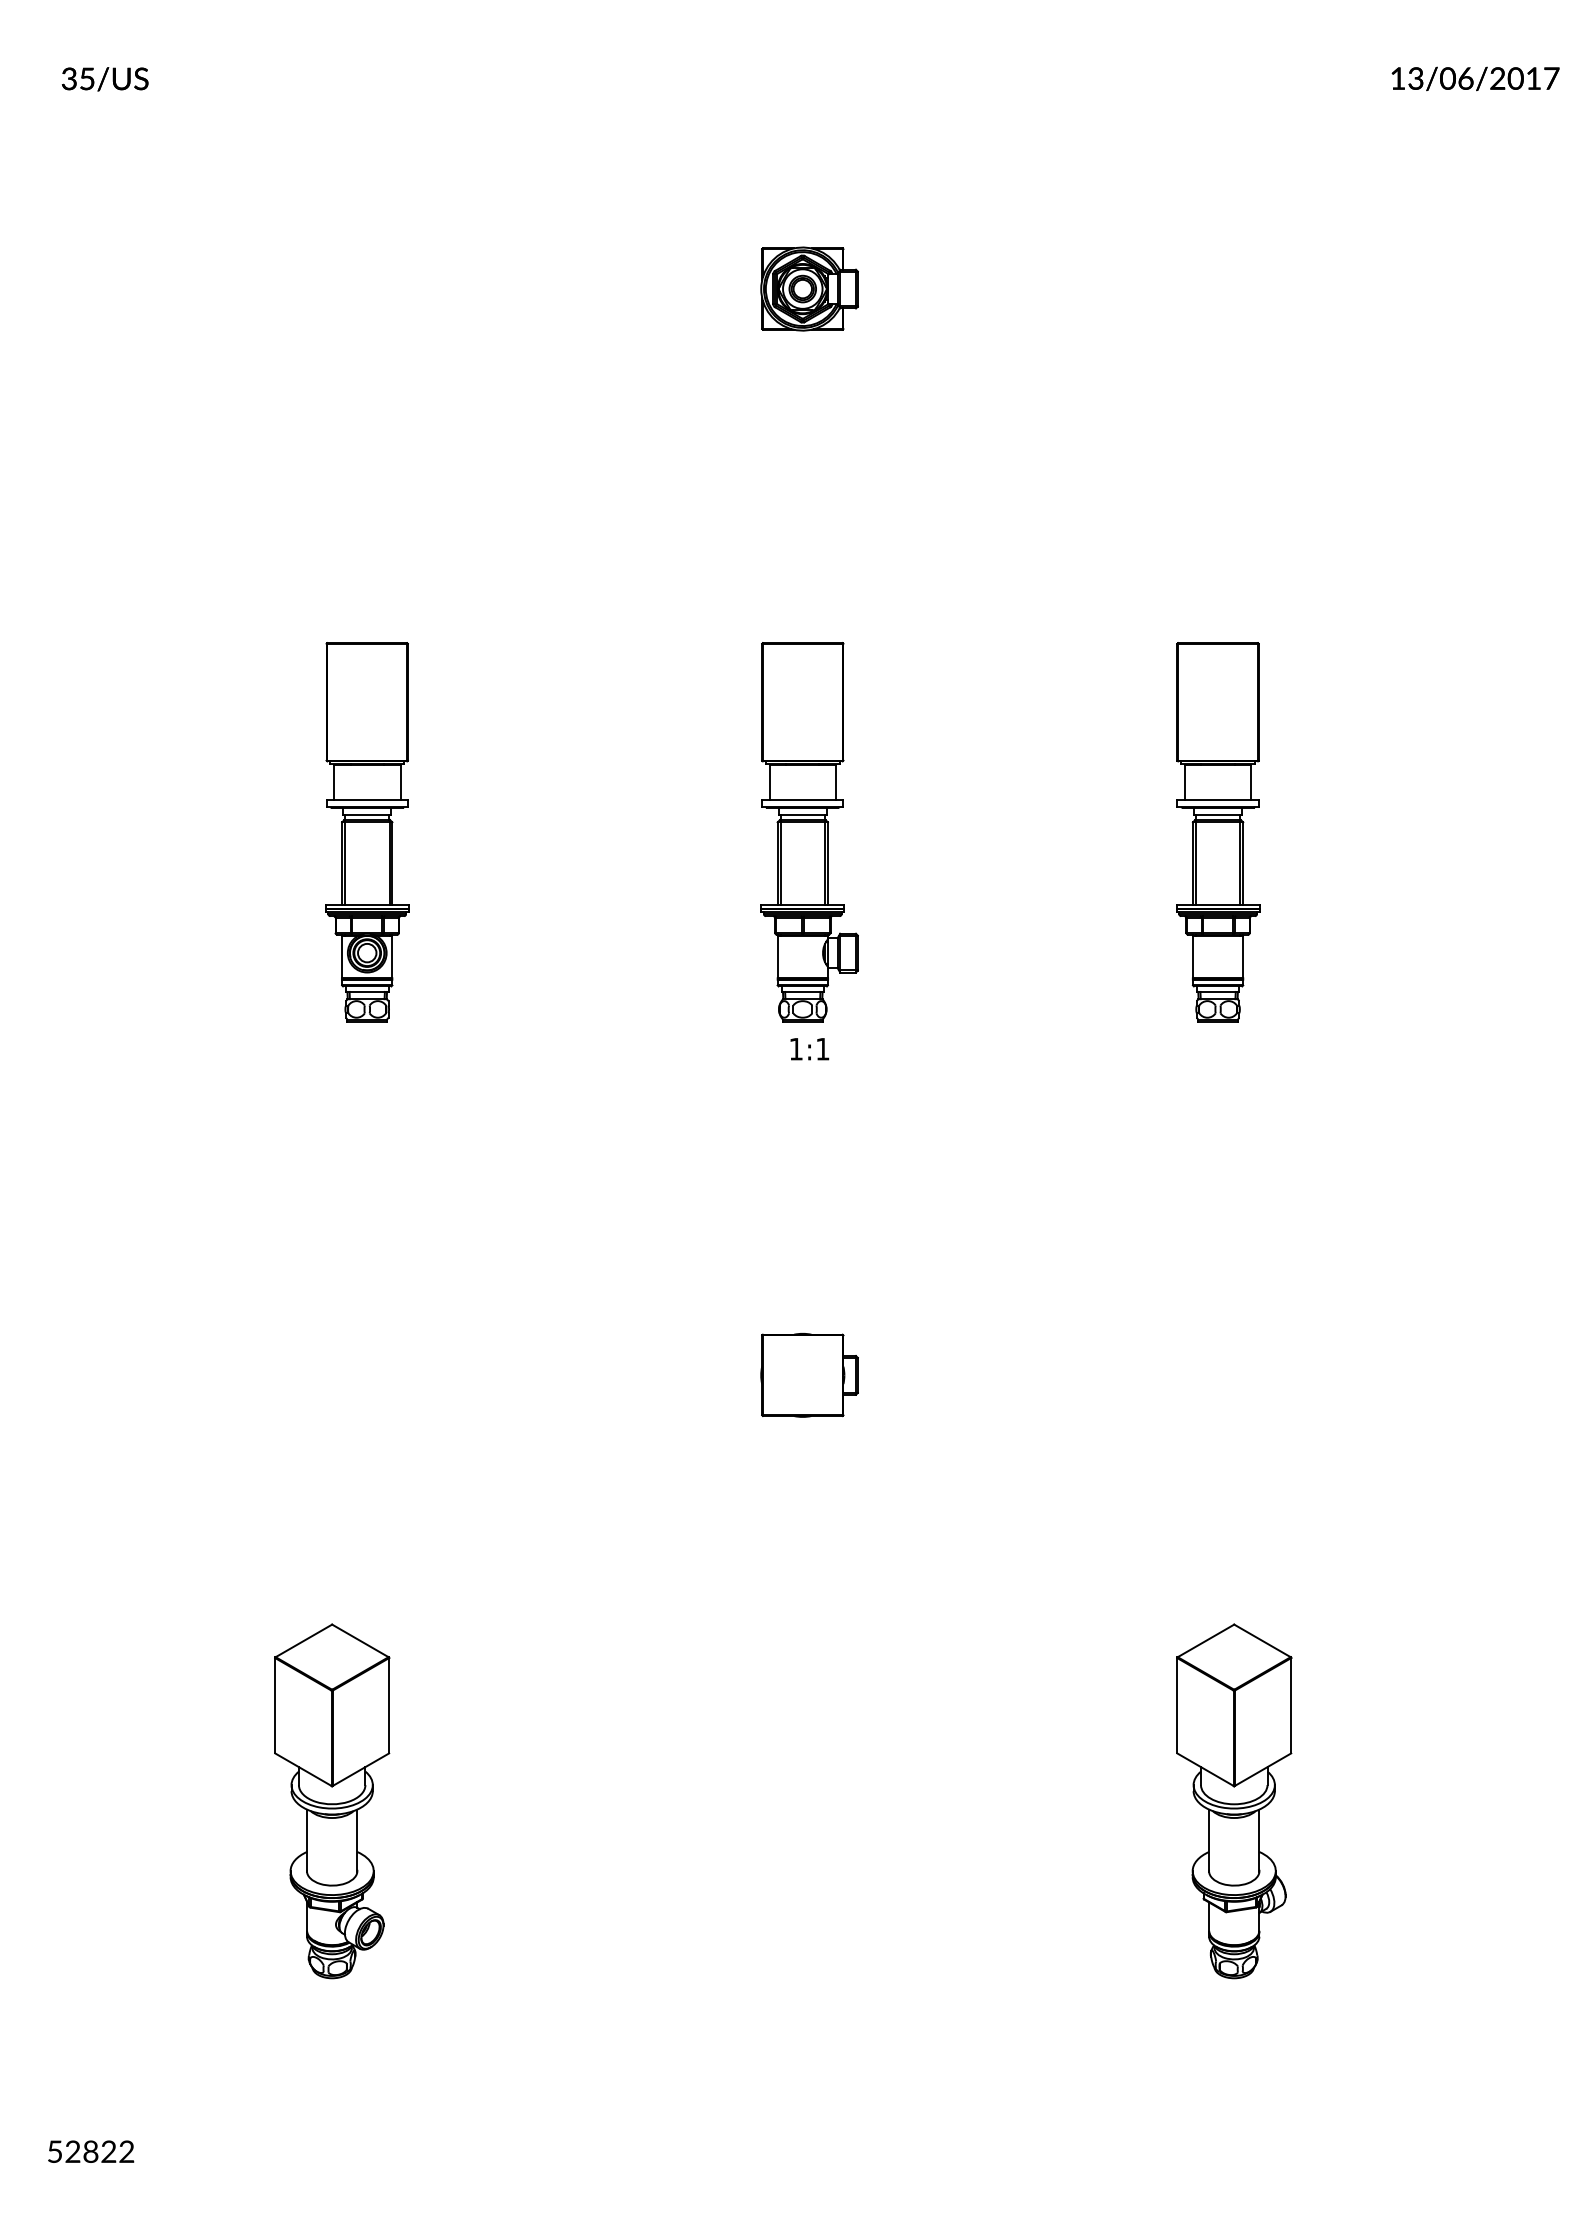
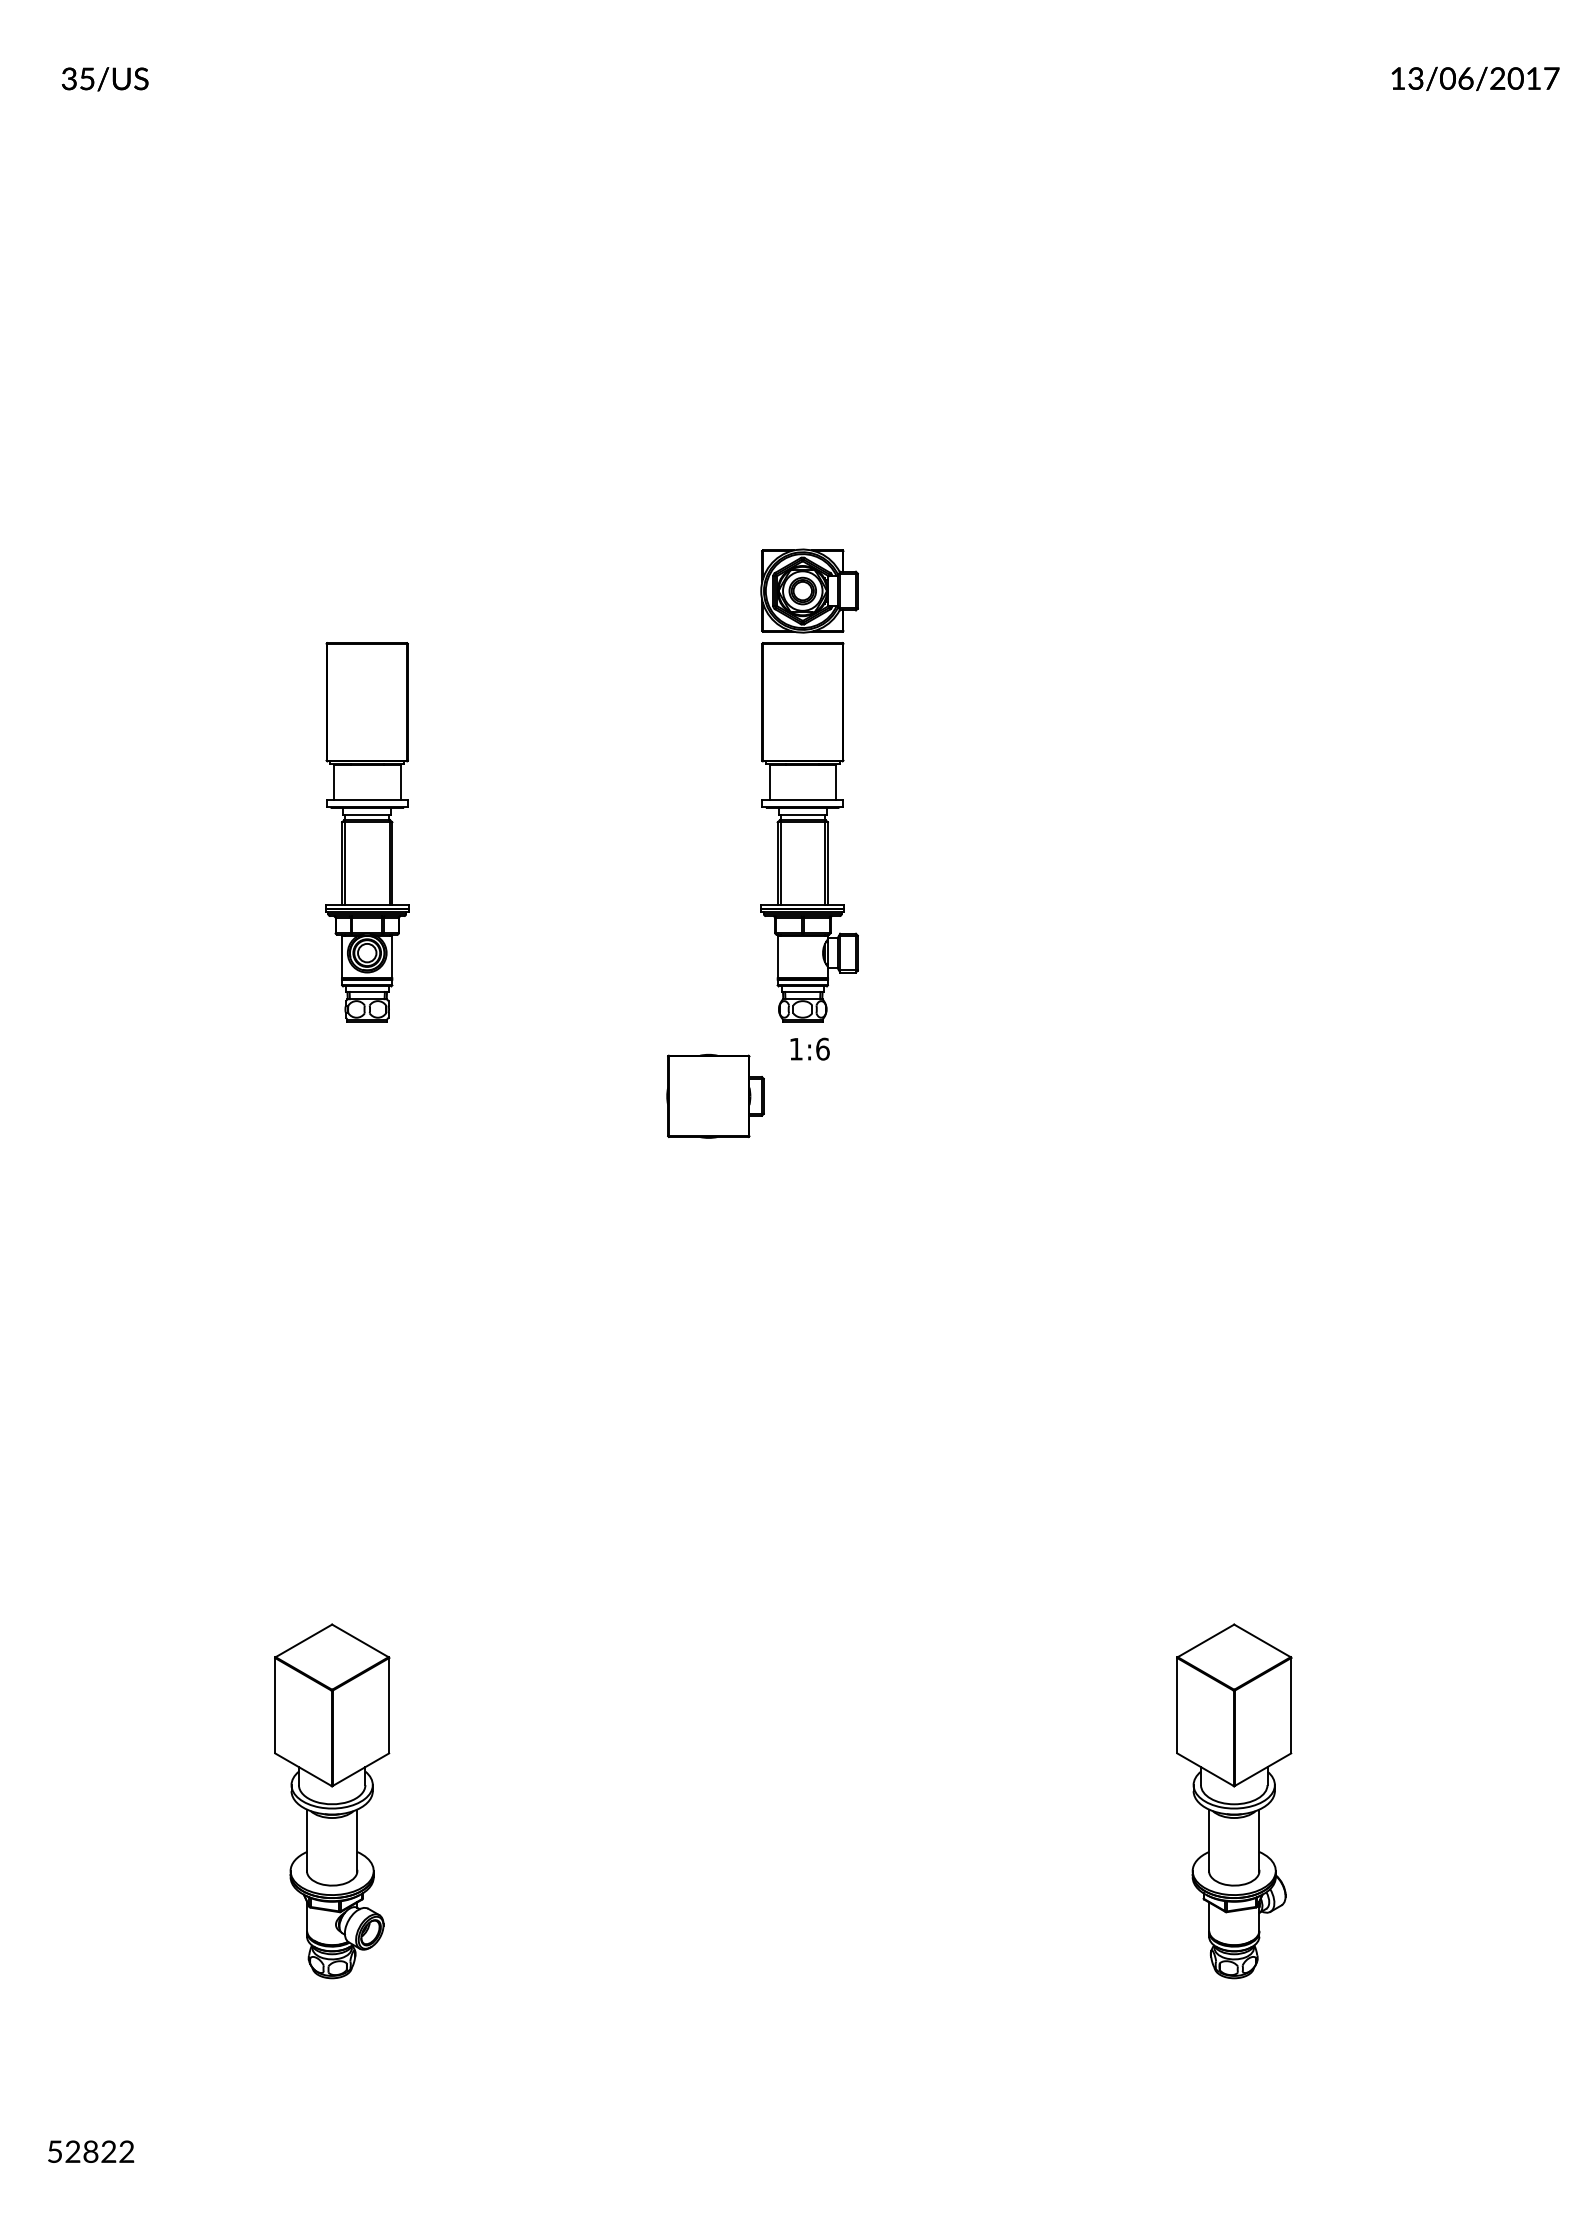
part position: (809, 288) -> (809, 590) (809, 590)
part: present -> none (1218, 832)
text: 1:1 -> 1:6 (822, 1048)
part position: (809, 1375) -> (715, 1096) (715, 1096)
